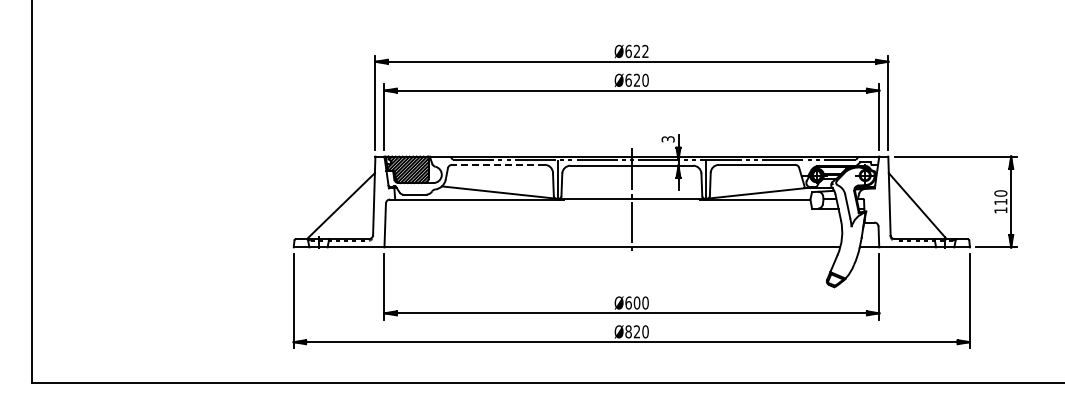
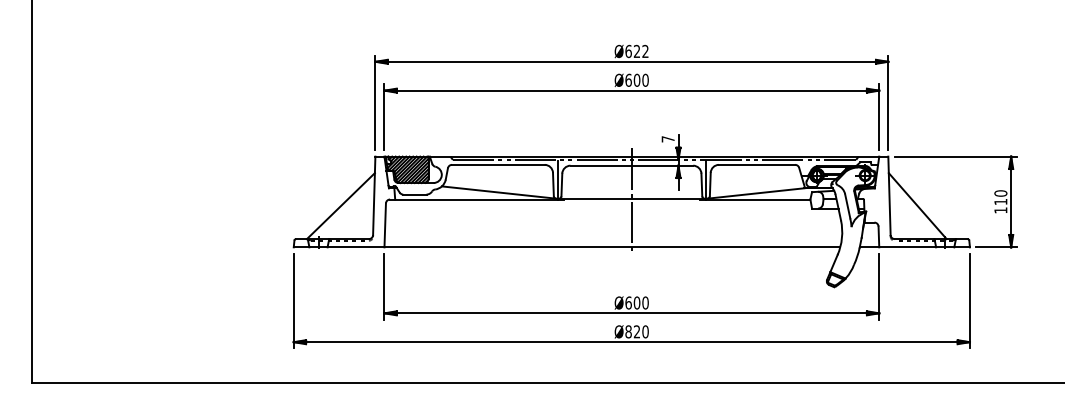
text: Ø620 -> Ø600 (636, 79)
text: 3 -> 7 (667, 139)
line: dashed -> solid (497, 164)
